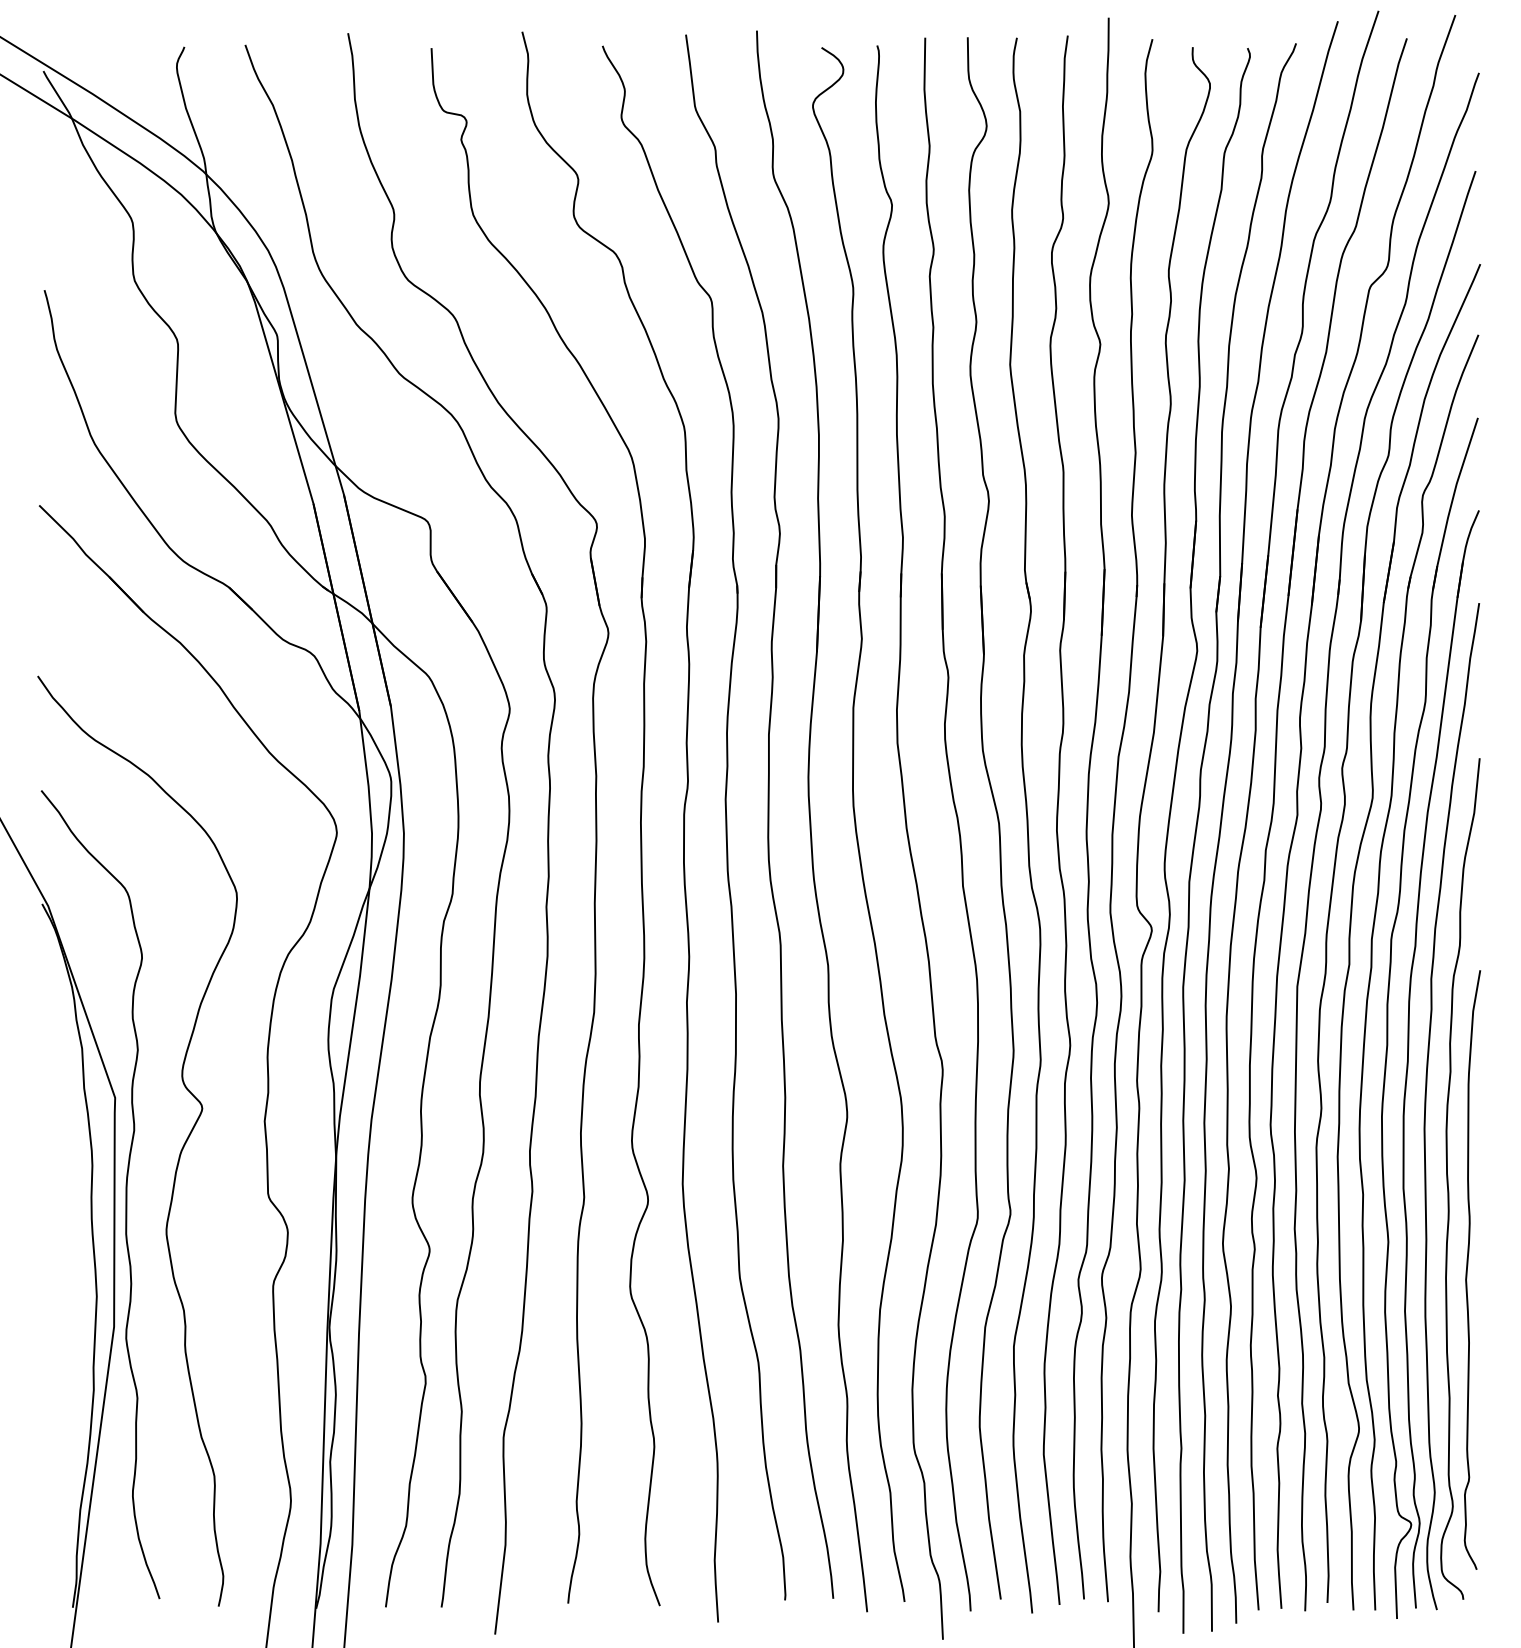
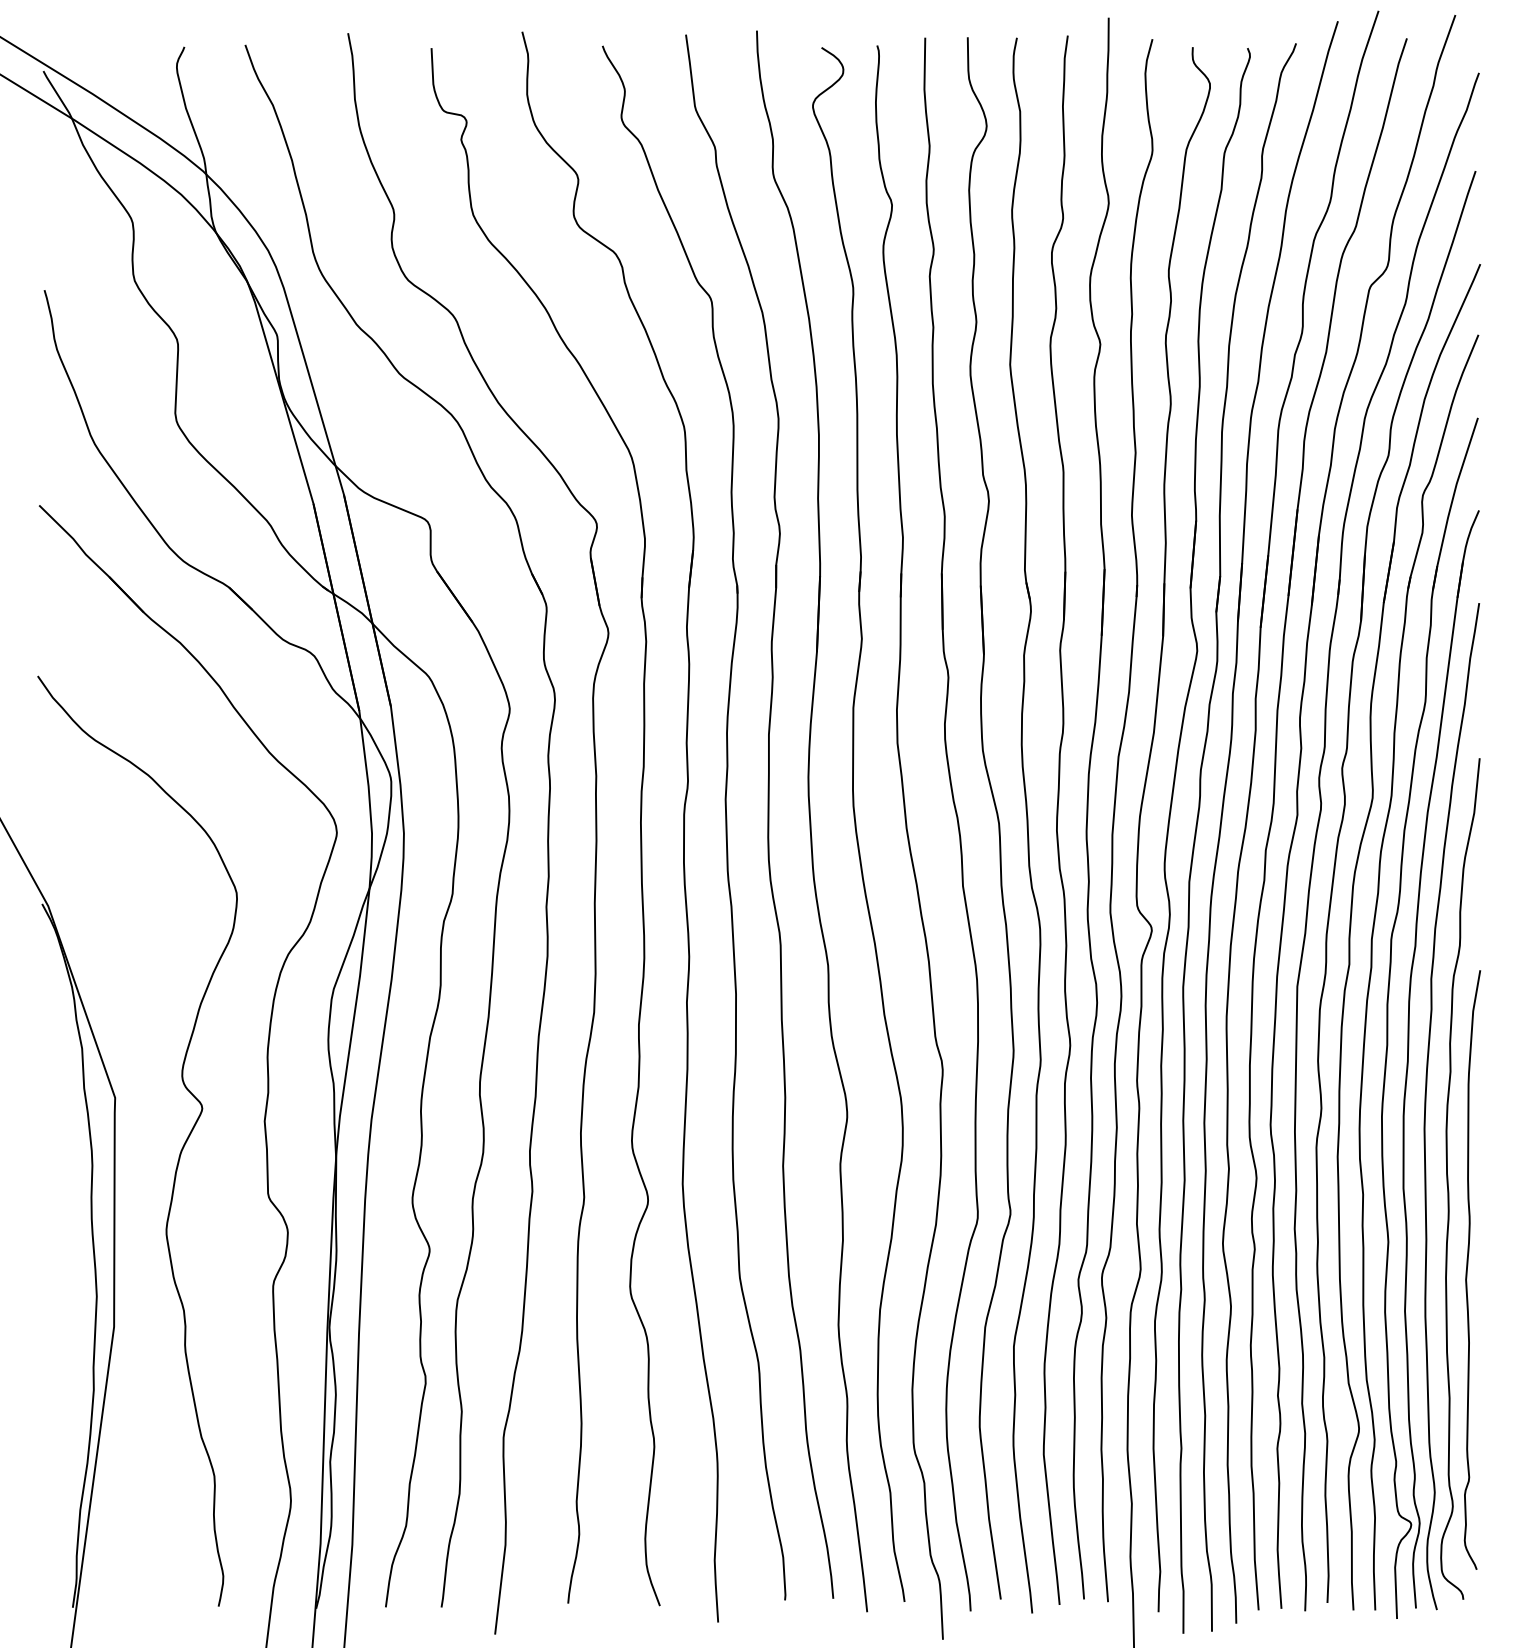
curve: present -> none (125, 1194)
